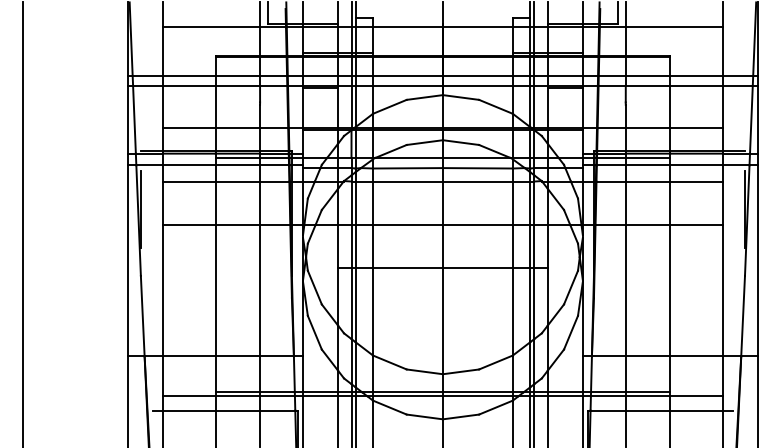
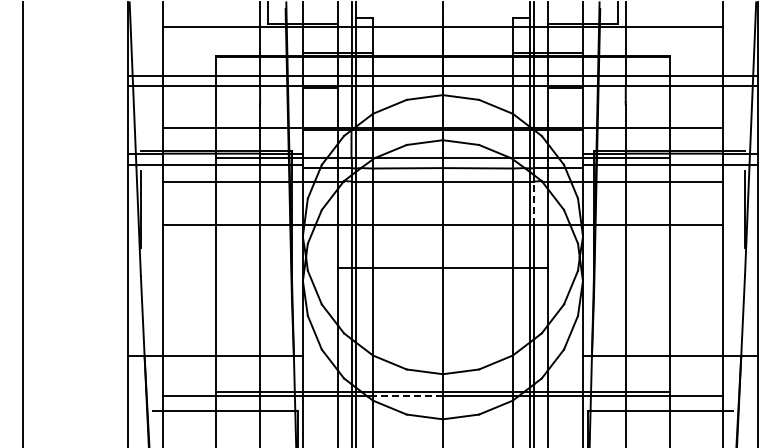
line: solid -> dashed (534, 203)
line: solid -> dashed (407, 396)
